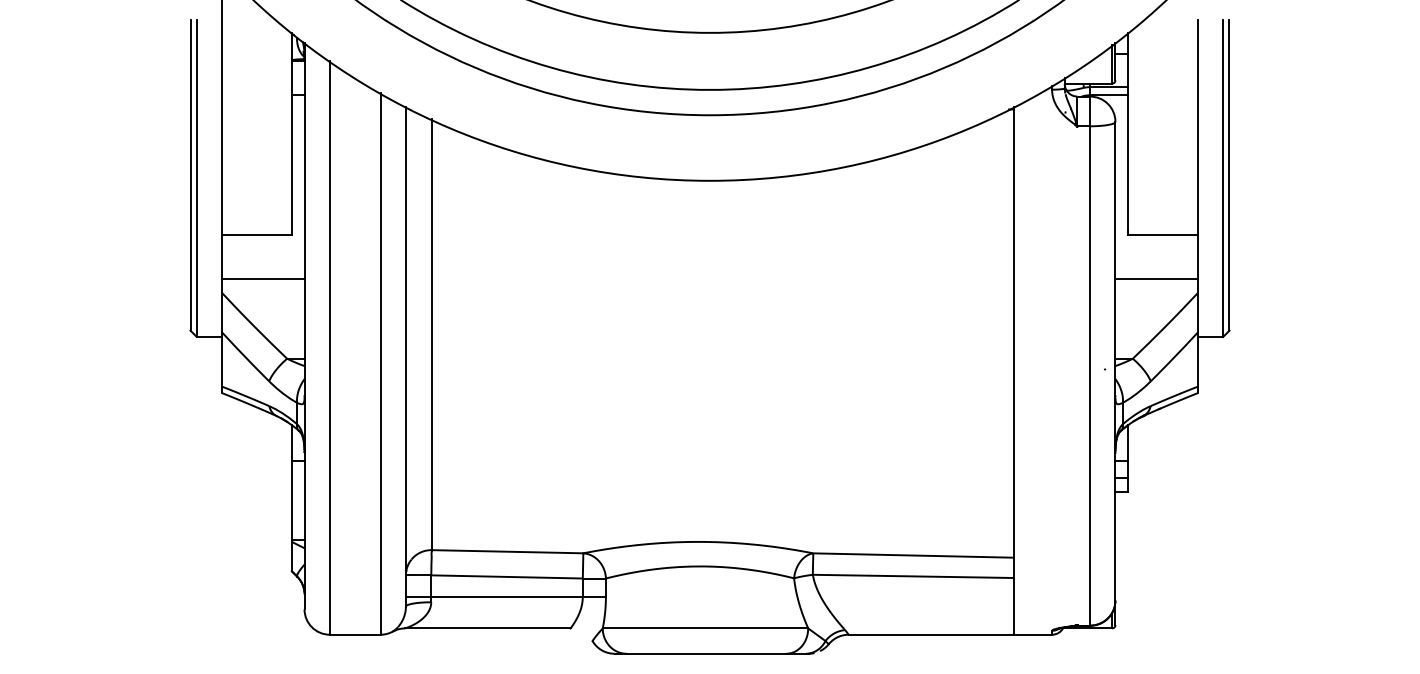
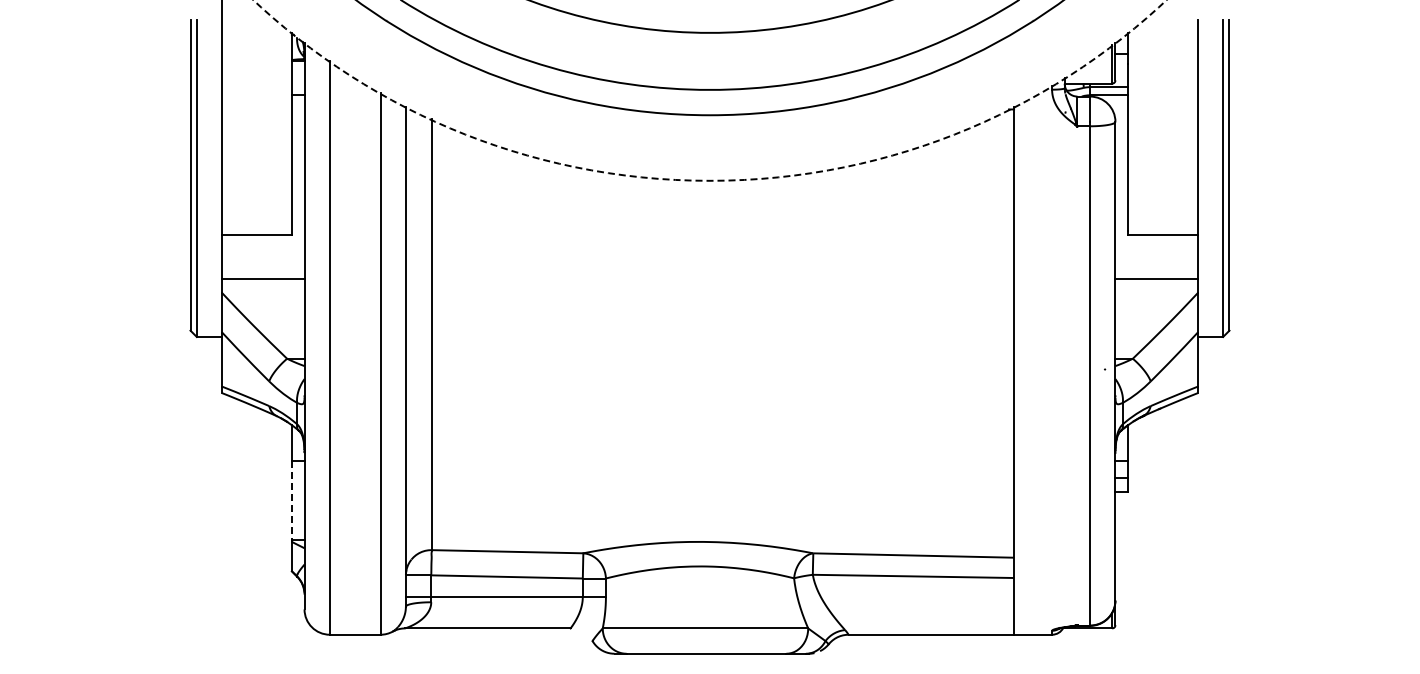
arc: solid -> dashed (709, 180)
line: solid -> dashed (291, 500)
